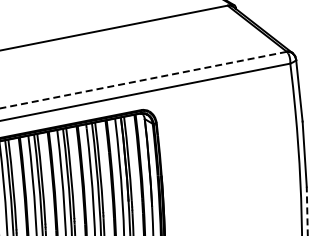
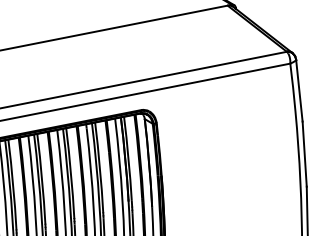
line: dashed -> solid (143, 80)
line: dashed -> solid (307, 210)
